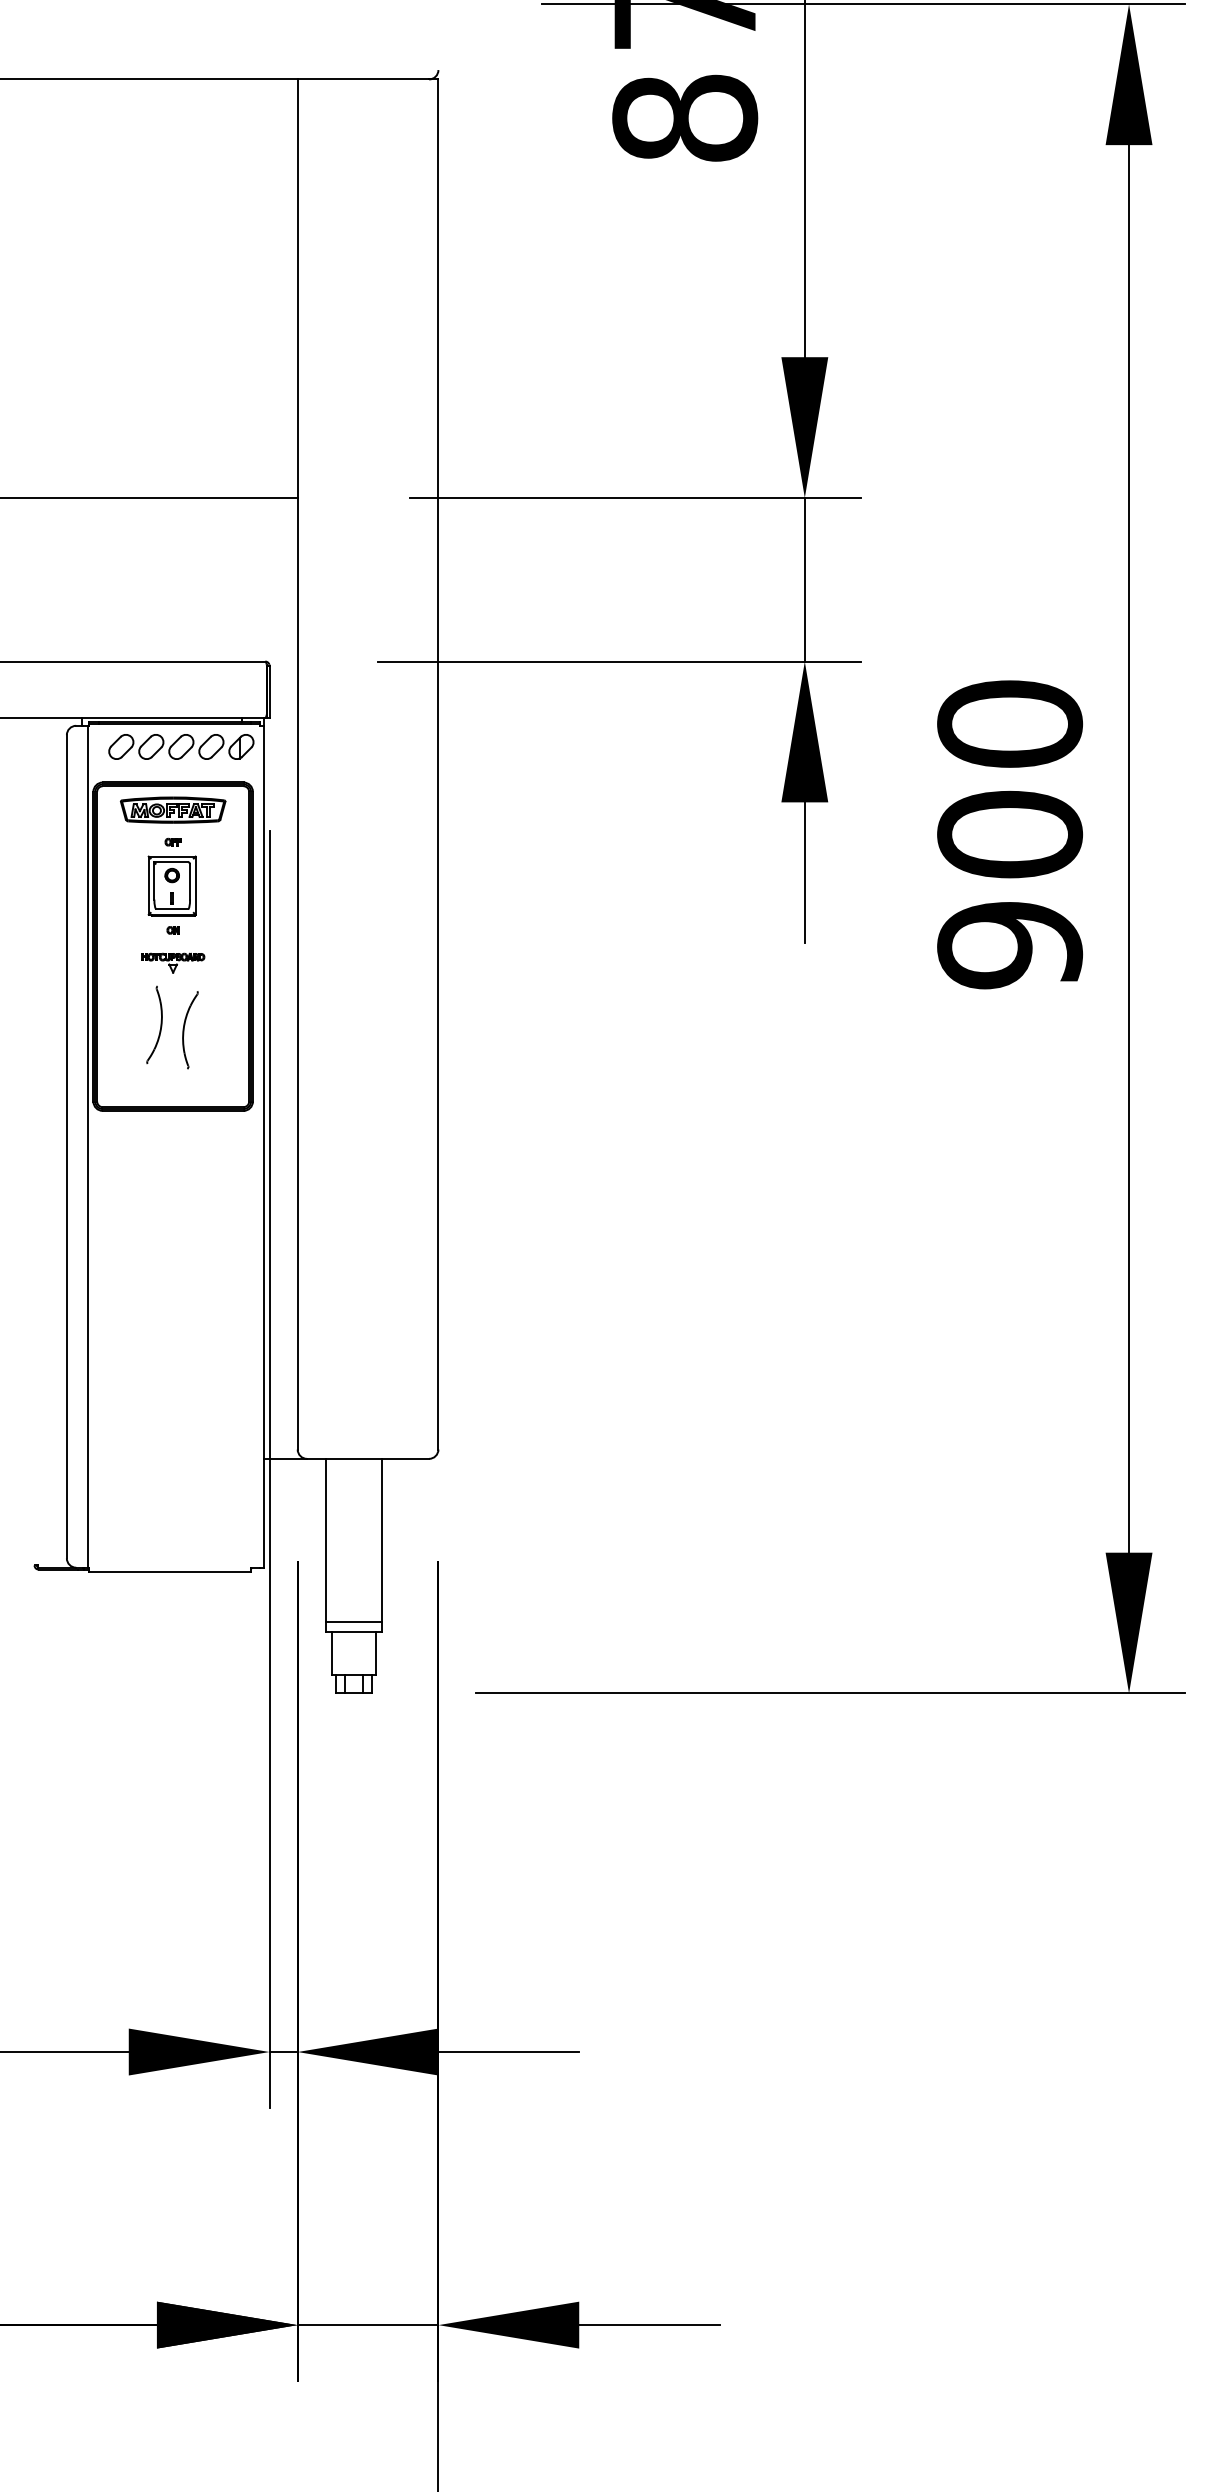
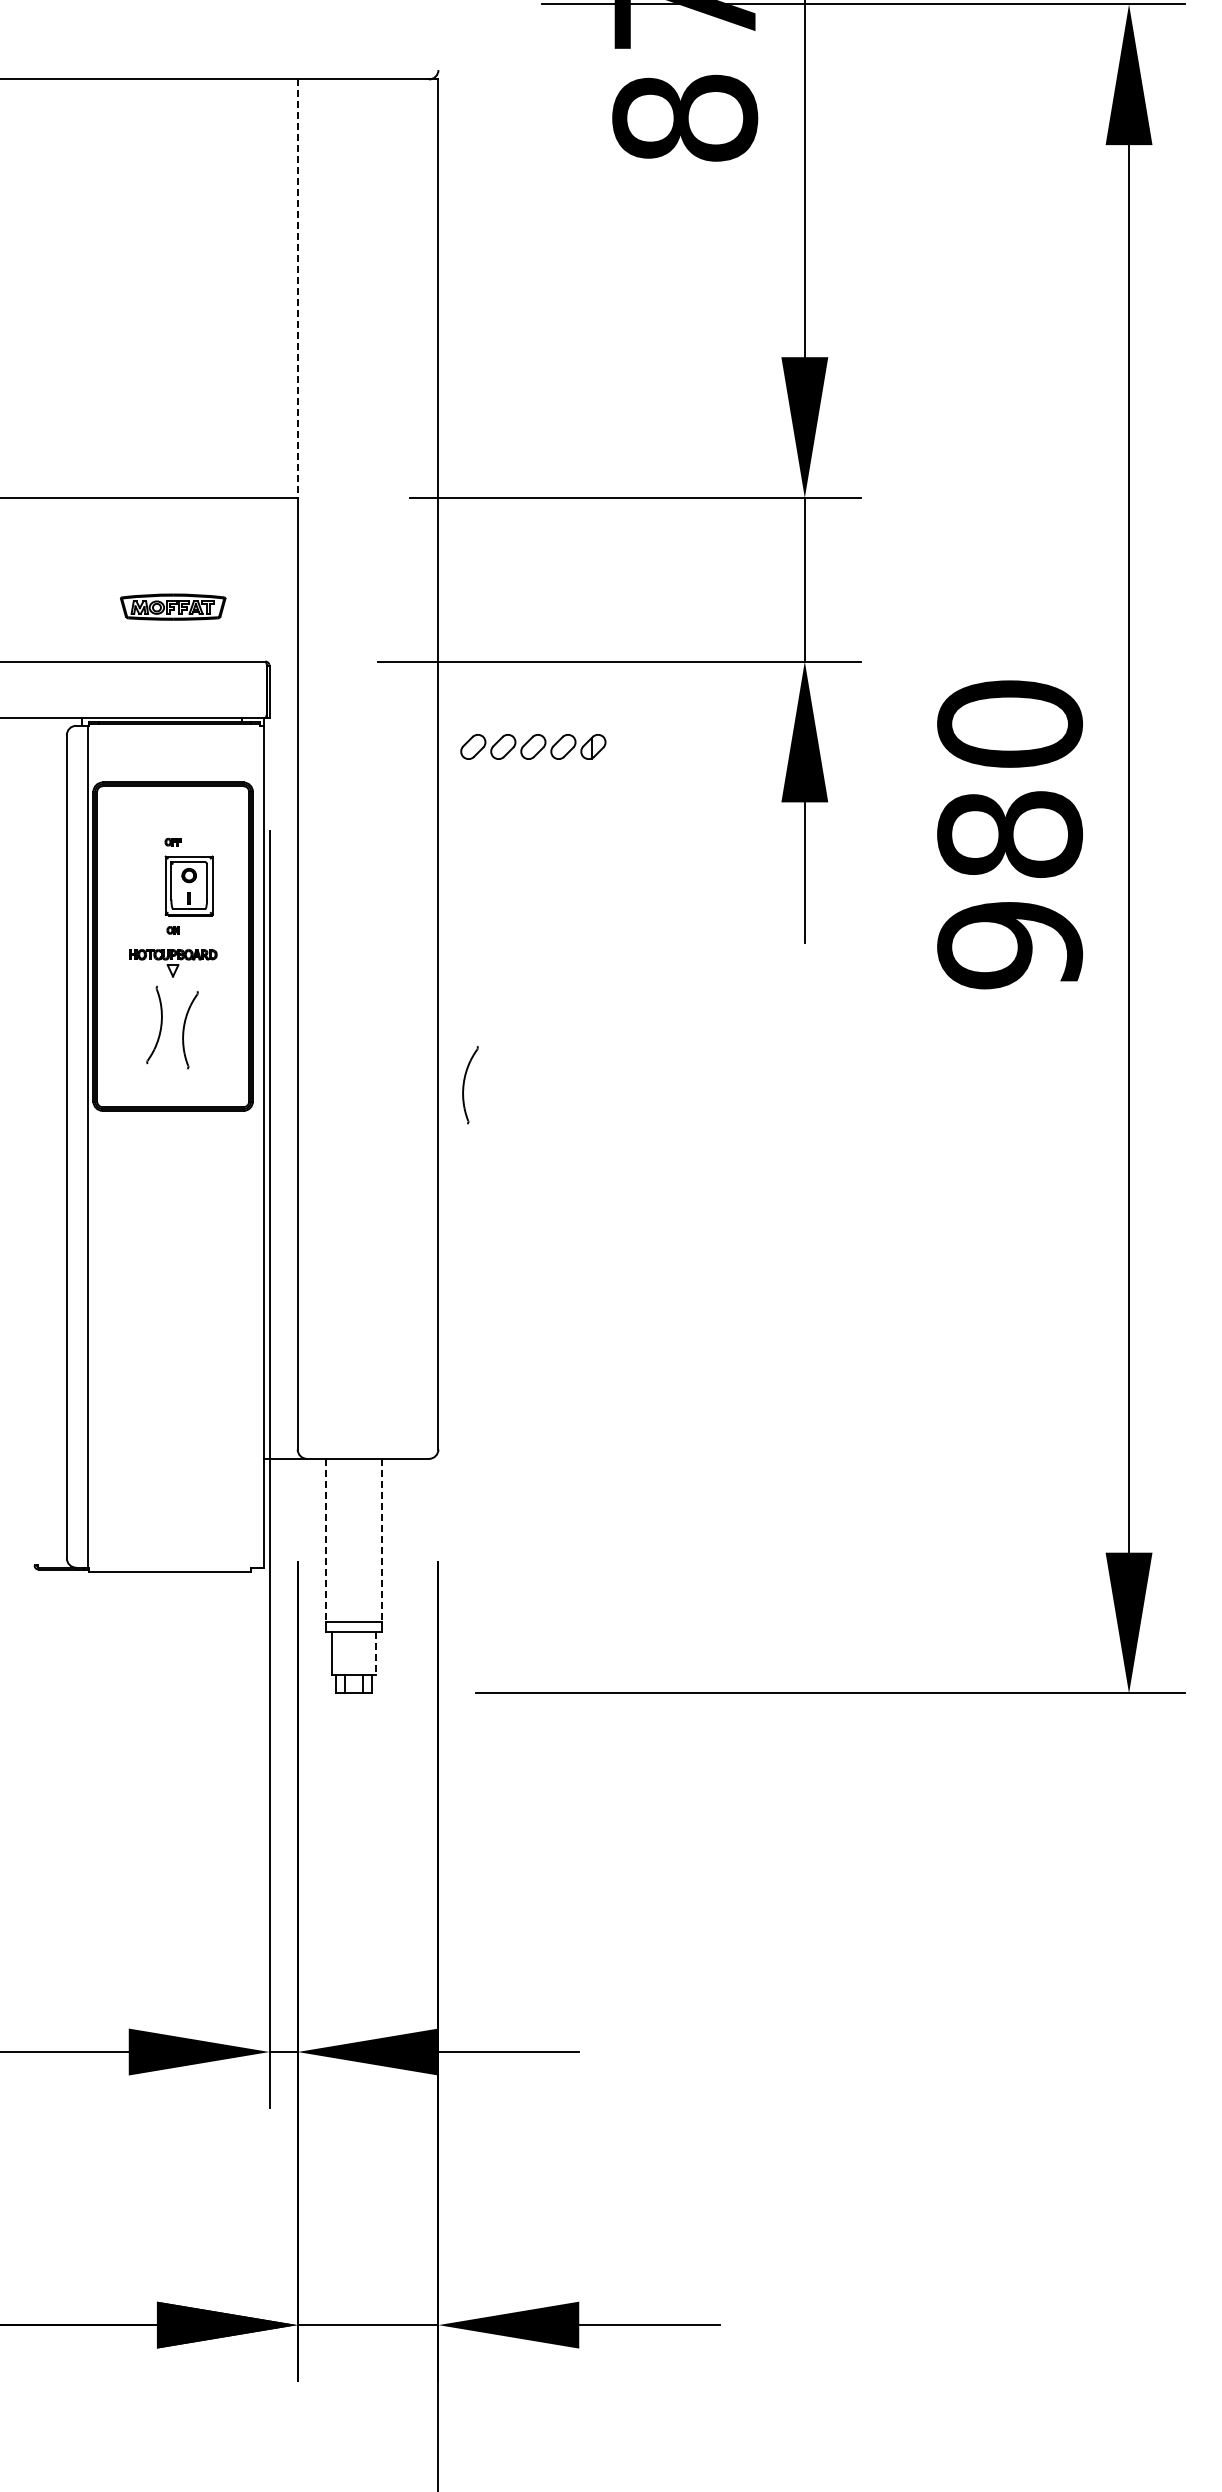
line: solid -> dashed (297, 289)
part position: (181, 746) -> (533, 746) (533, 746)
part position: (173, 809) -> (173, 606) (173, 606)
text: 900 -> 980 (1009, 834)
part position: (171, 885) -> (188, 885) (188, 885)
part size: 65x22 px -> 89x29 px (173, 963)
part: none -> present (470, 1085)
line: solid -> dashed (325, 1540)
line: solid -> dashed (382, 1540)
line: solid -> dashed (375, 1653)
